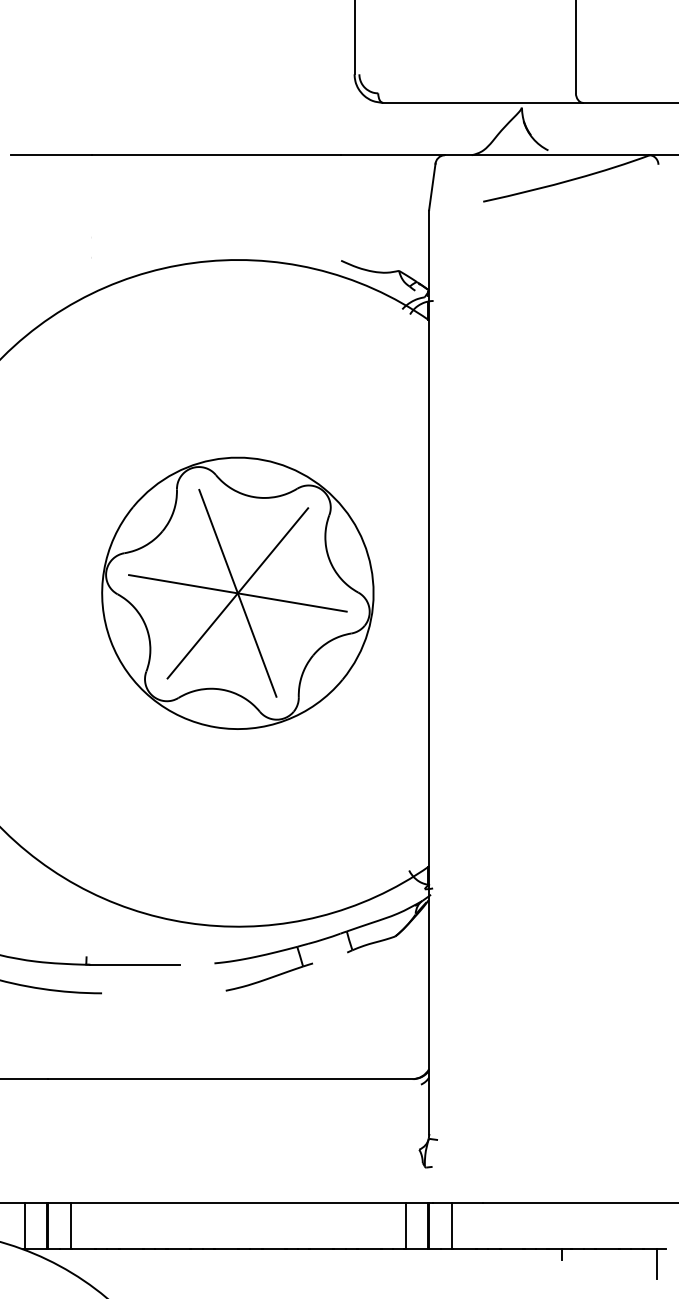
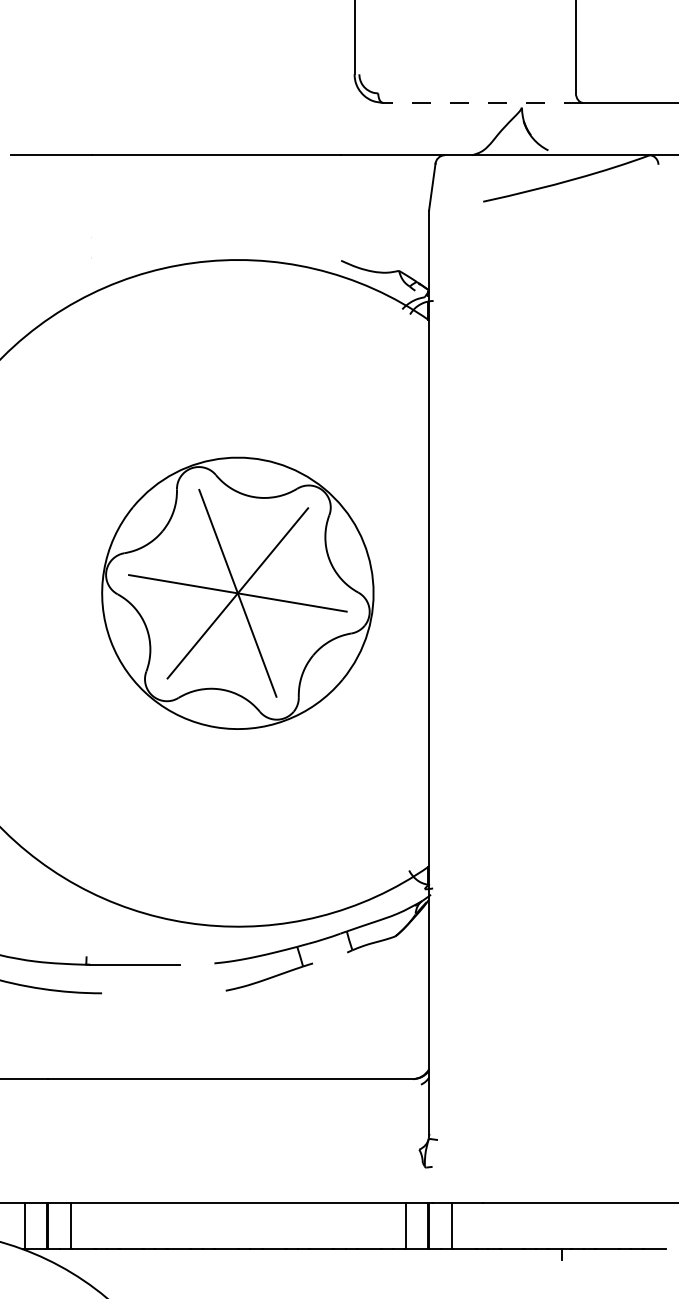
line: solid -> dashed (483, 102)
line: present -> none (656, 1264)
